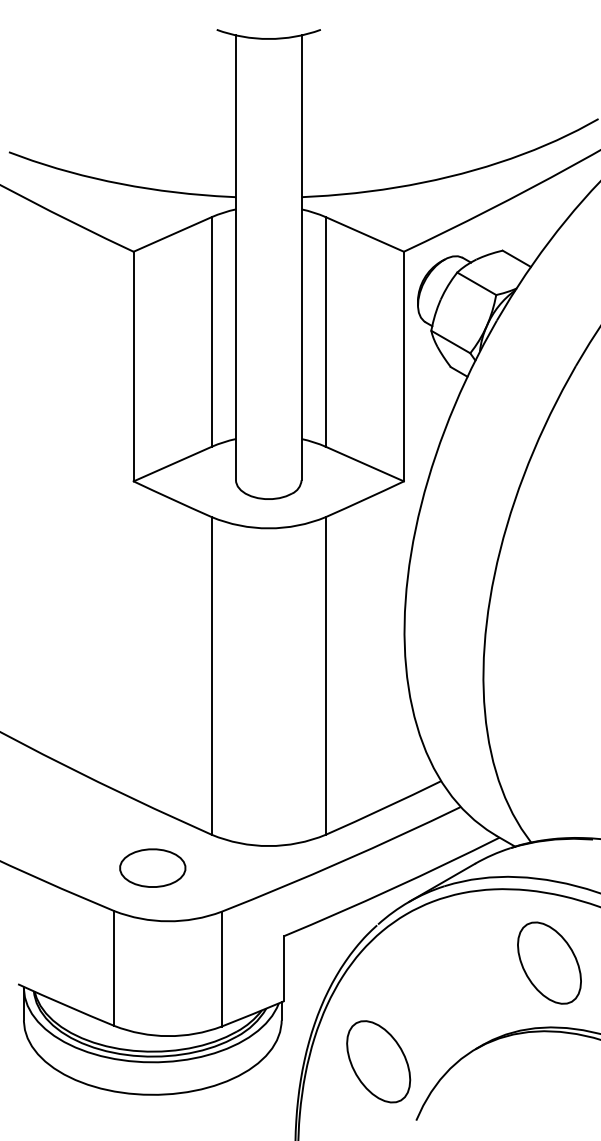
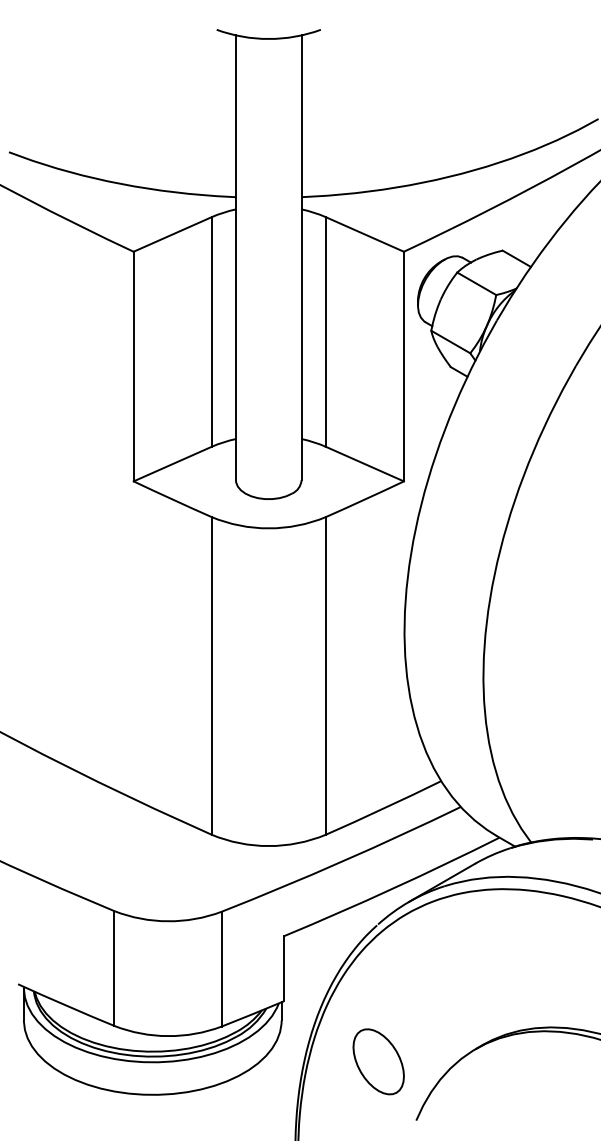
part: present -> none (152, 867)
part: present -> none (549, 962)
part size: 66x84 px -> 53x68 px (378, 1061)
